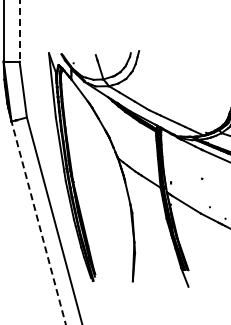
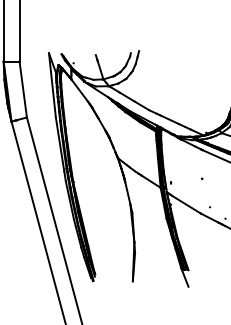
line: dashed -> solid (19, 31)
line: dashed -> solid (38, 222)
